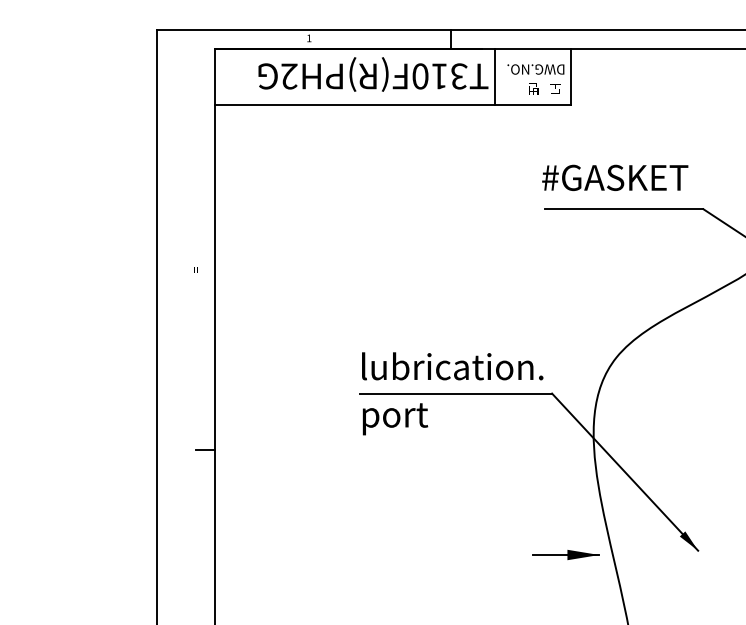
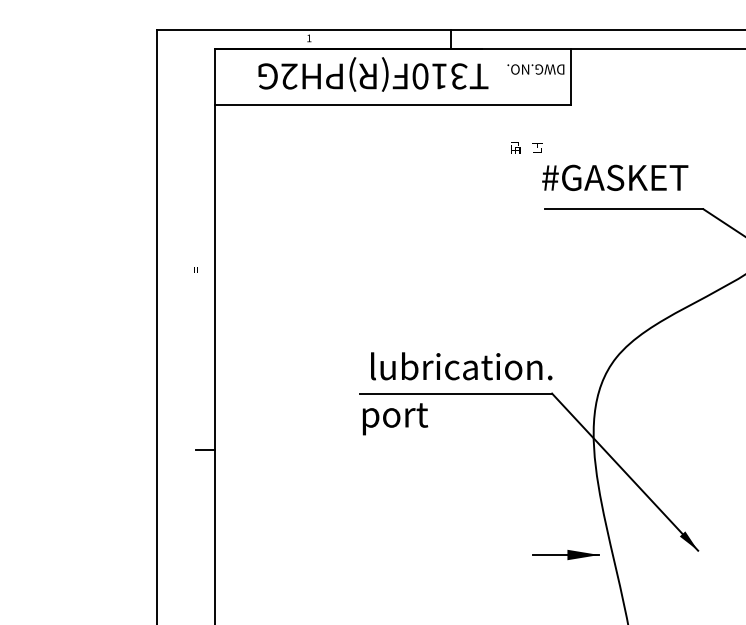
line: present -> none (494, 77)
text position: (544, 88) -> (526, 147) (526, 147)
text position: (452, 366) -> (461, 366) (461, 366)
